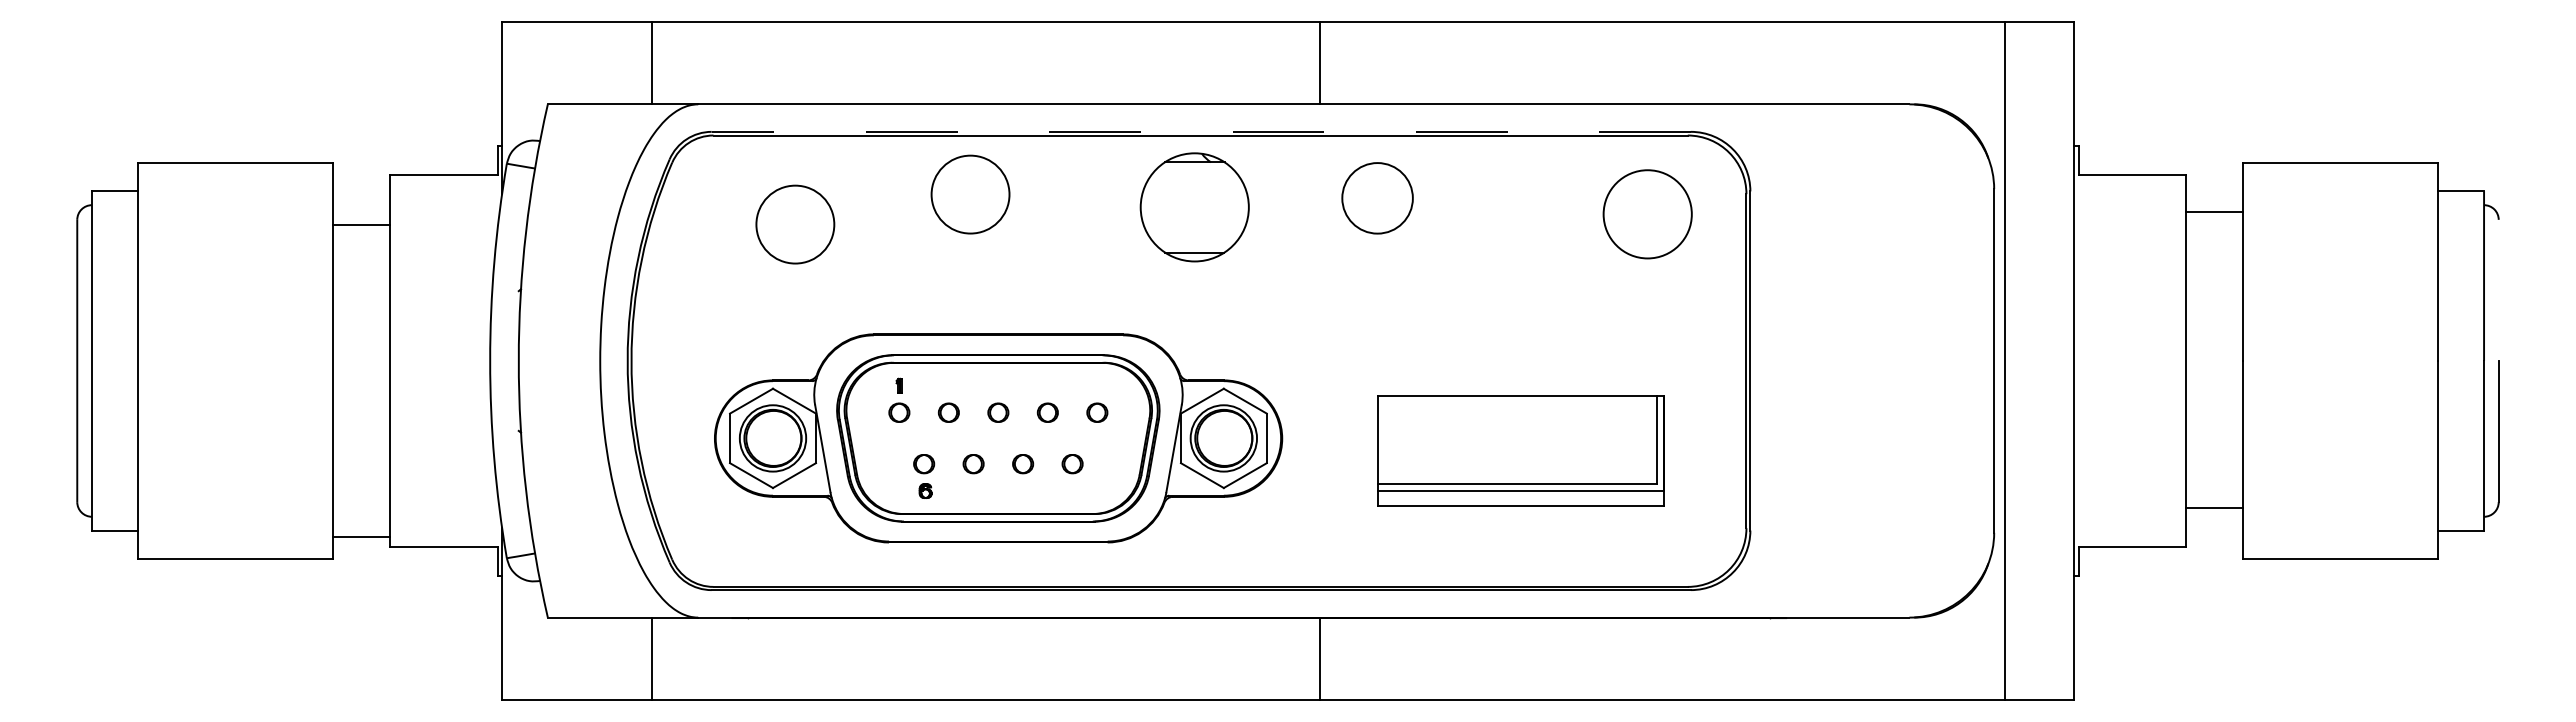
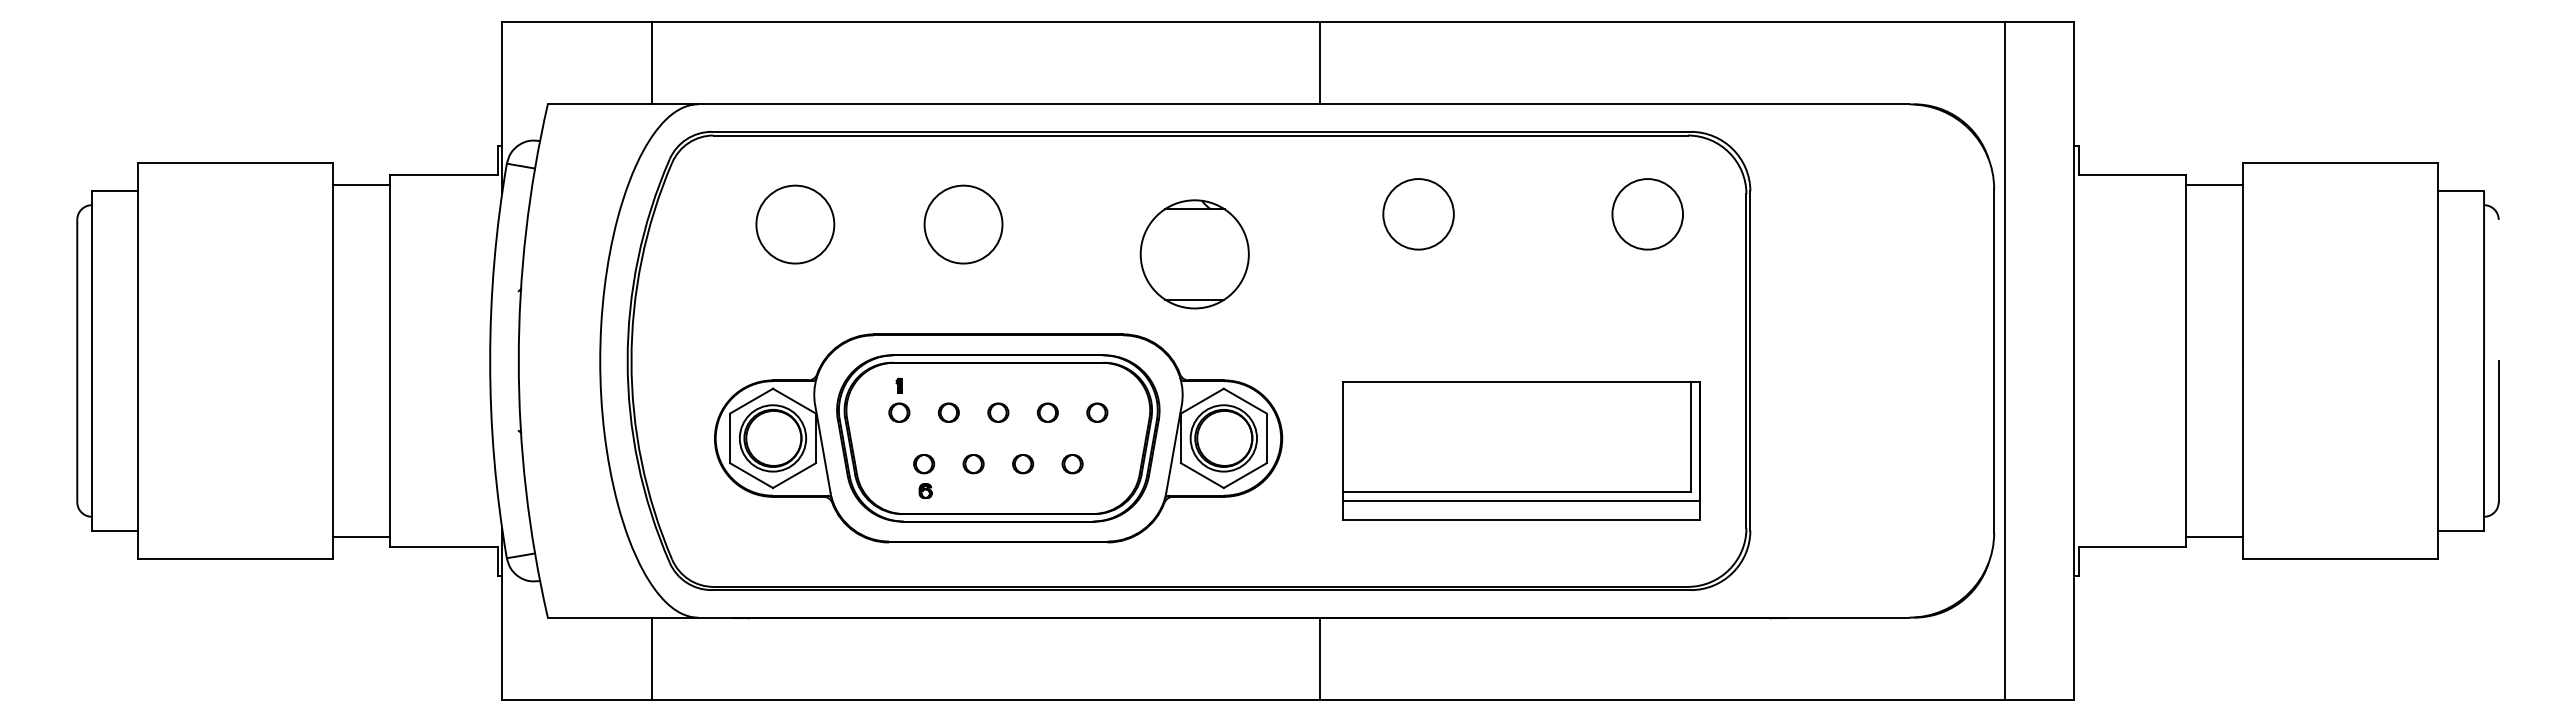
line: dashed -> solid (1201, 131)
circle position: (970, 194) -> (963, 224) (963, 224)
circle position: (1377, 198) -> (1418, 214) (1418, 214)
part position: (1194, 207) -> (1194, 254) (1194, 254)
line position: (2214, 212) -> (2214, 185) (2214, 185)
circle diameter: 88 px -> 71 px (1647, 214)
line position: (360, 225) -> (360, 185) (360, 185)
part size: 288x112 px -> 359x140 px (1521, 450)
line position: (2214, 507) -> (2214, 536) (2214, 536)
